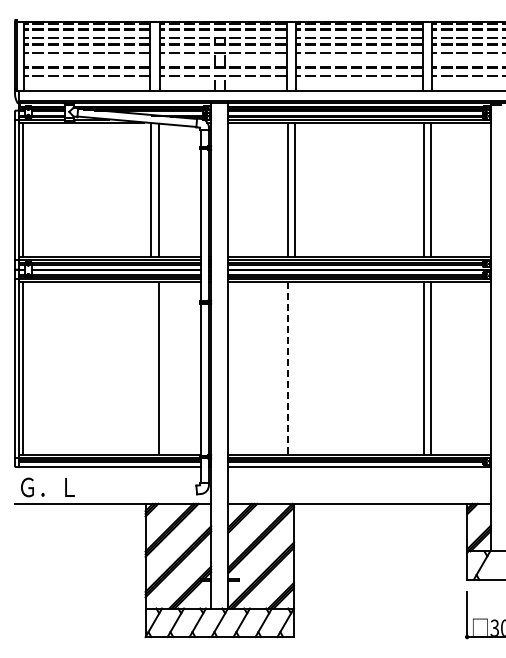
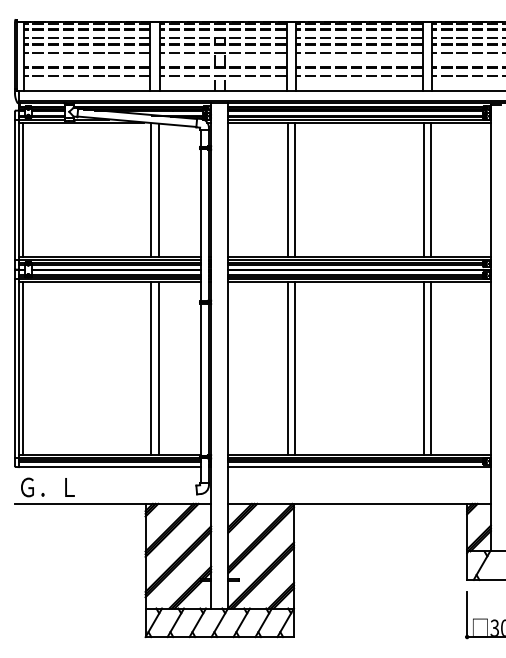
line: none -> present (151, 368)
line: dashed -> solid (287, 368)
line: none -> present (295, 368)
